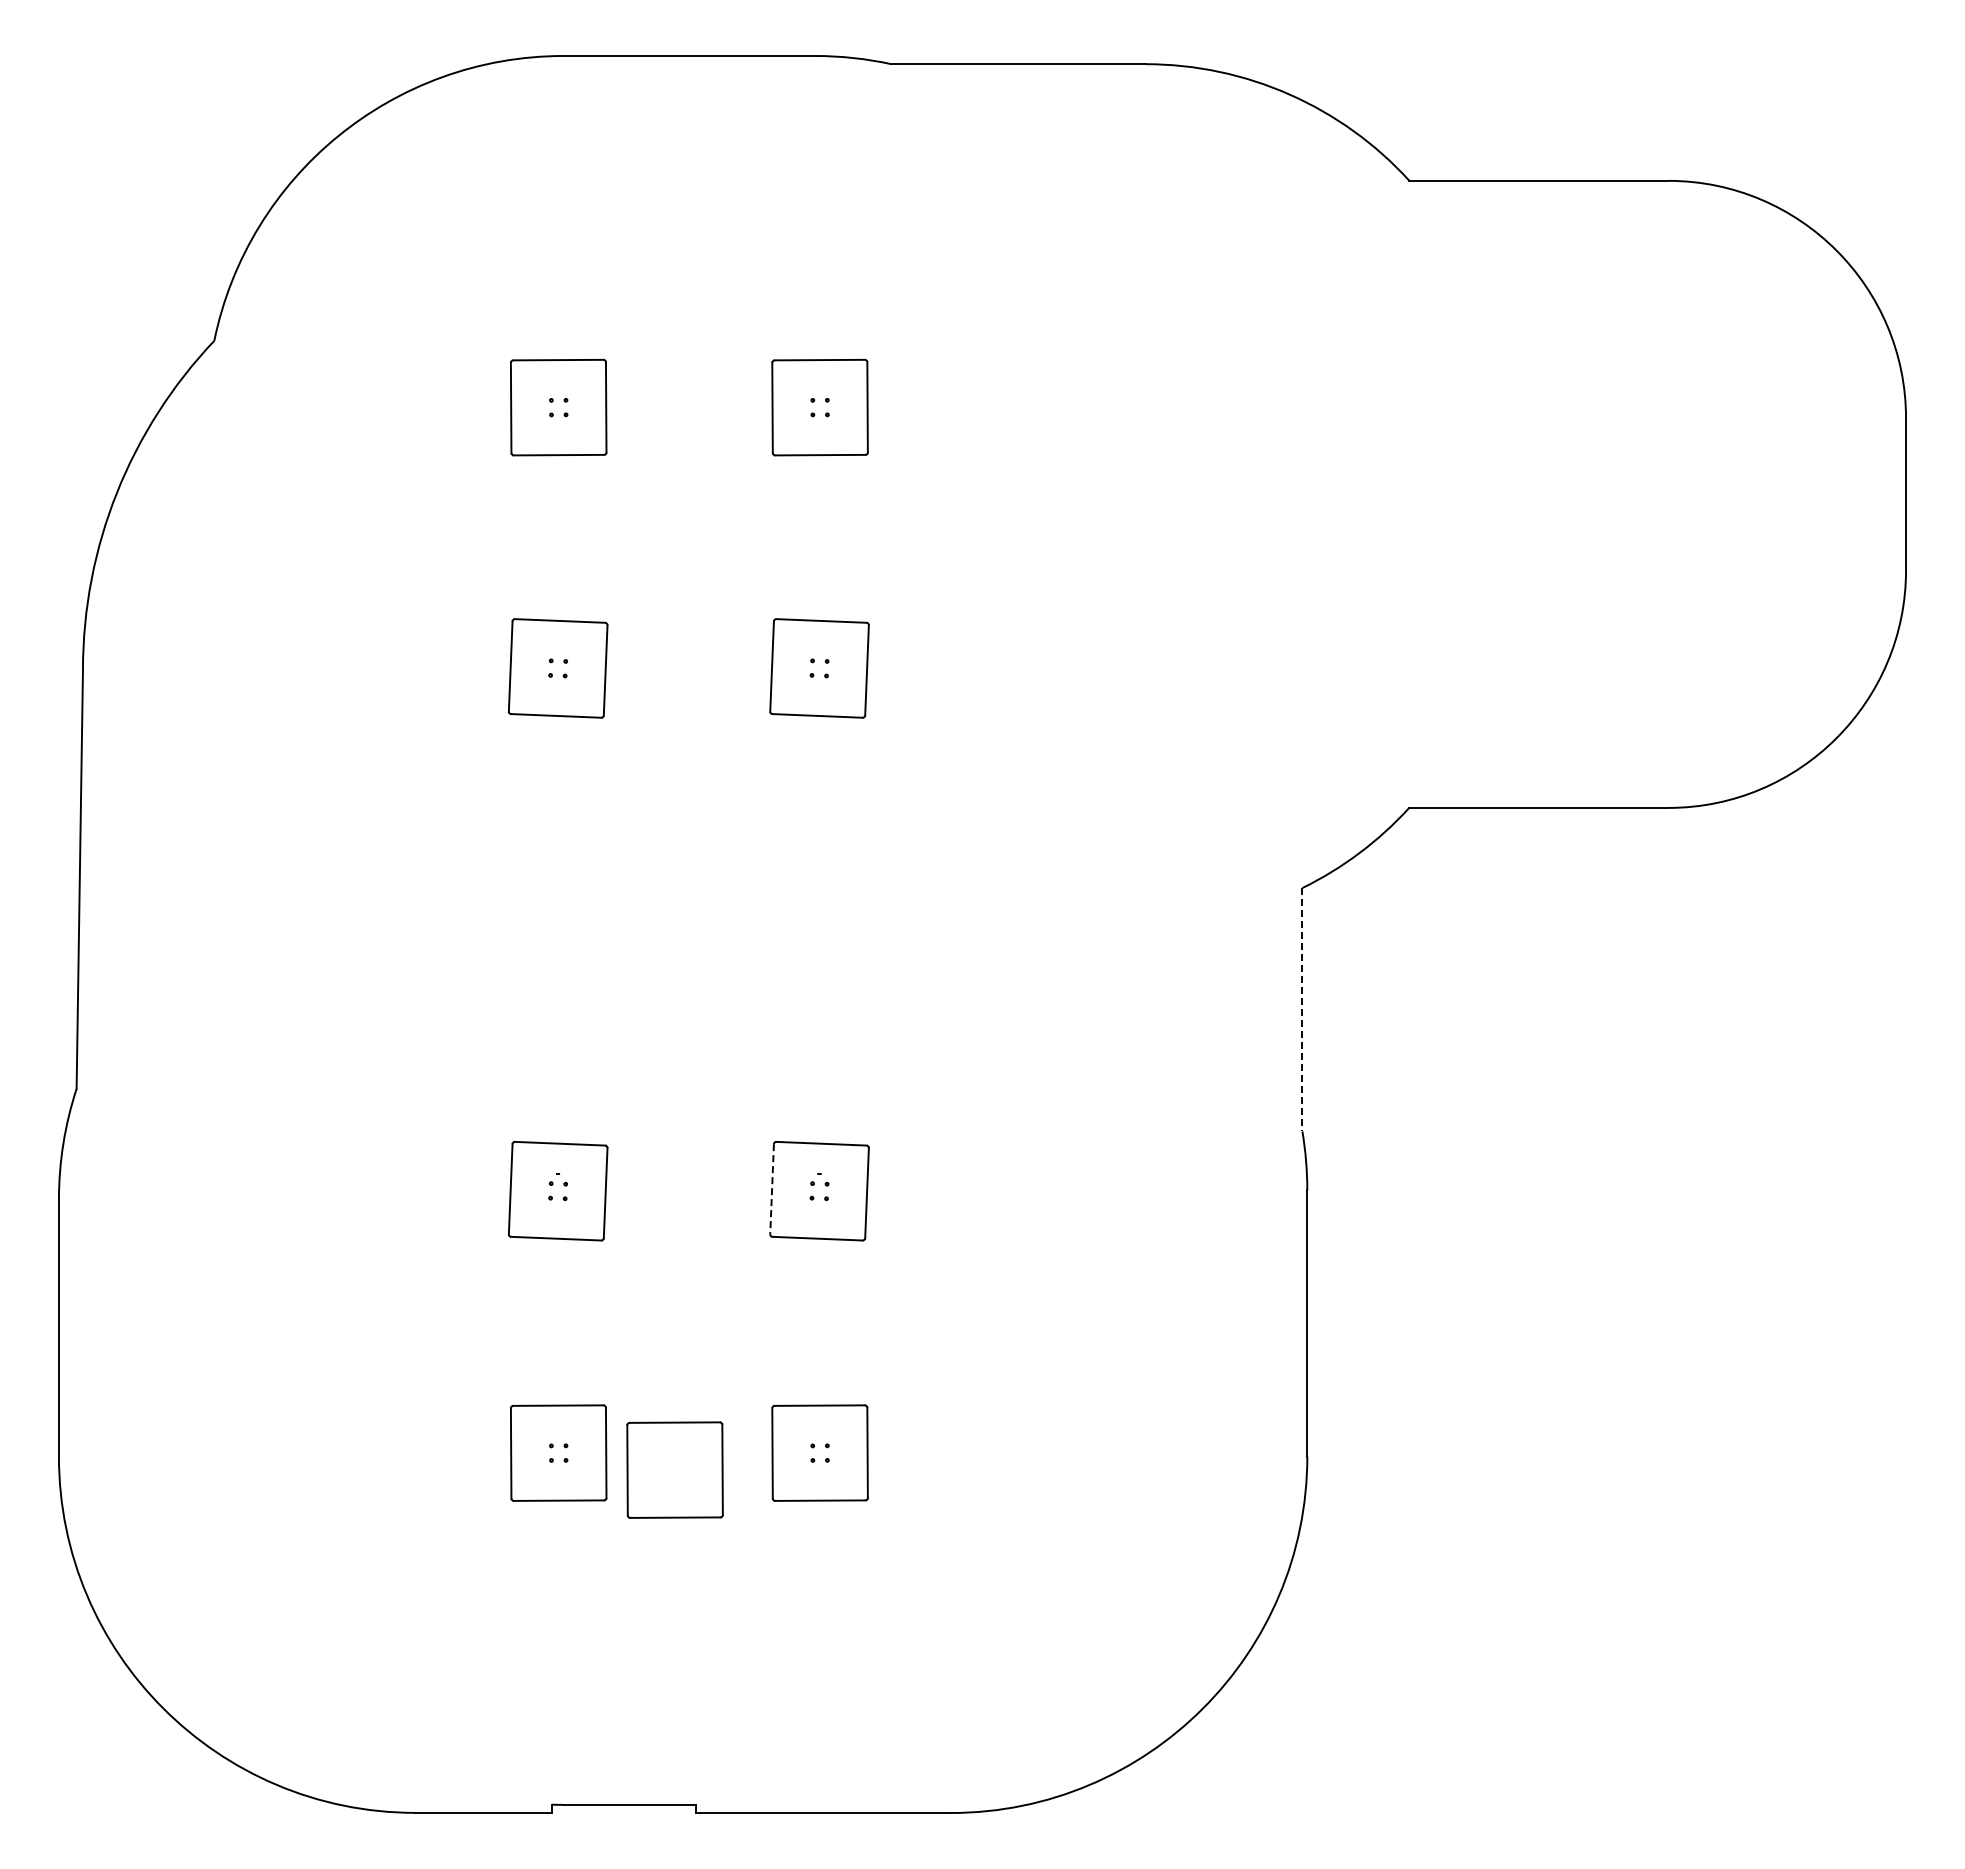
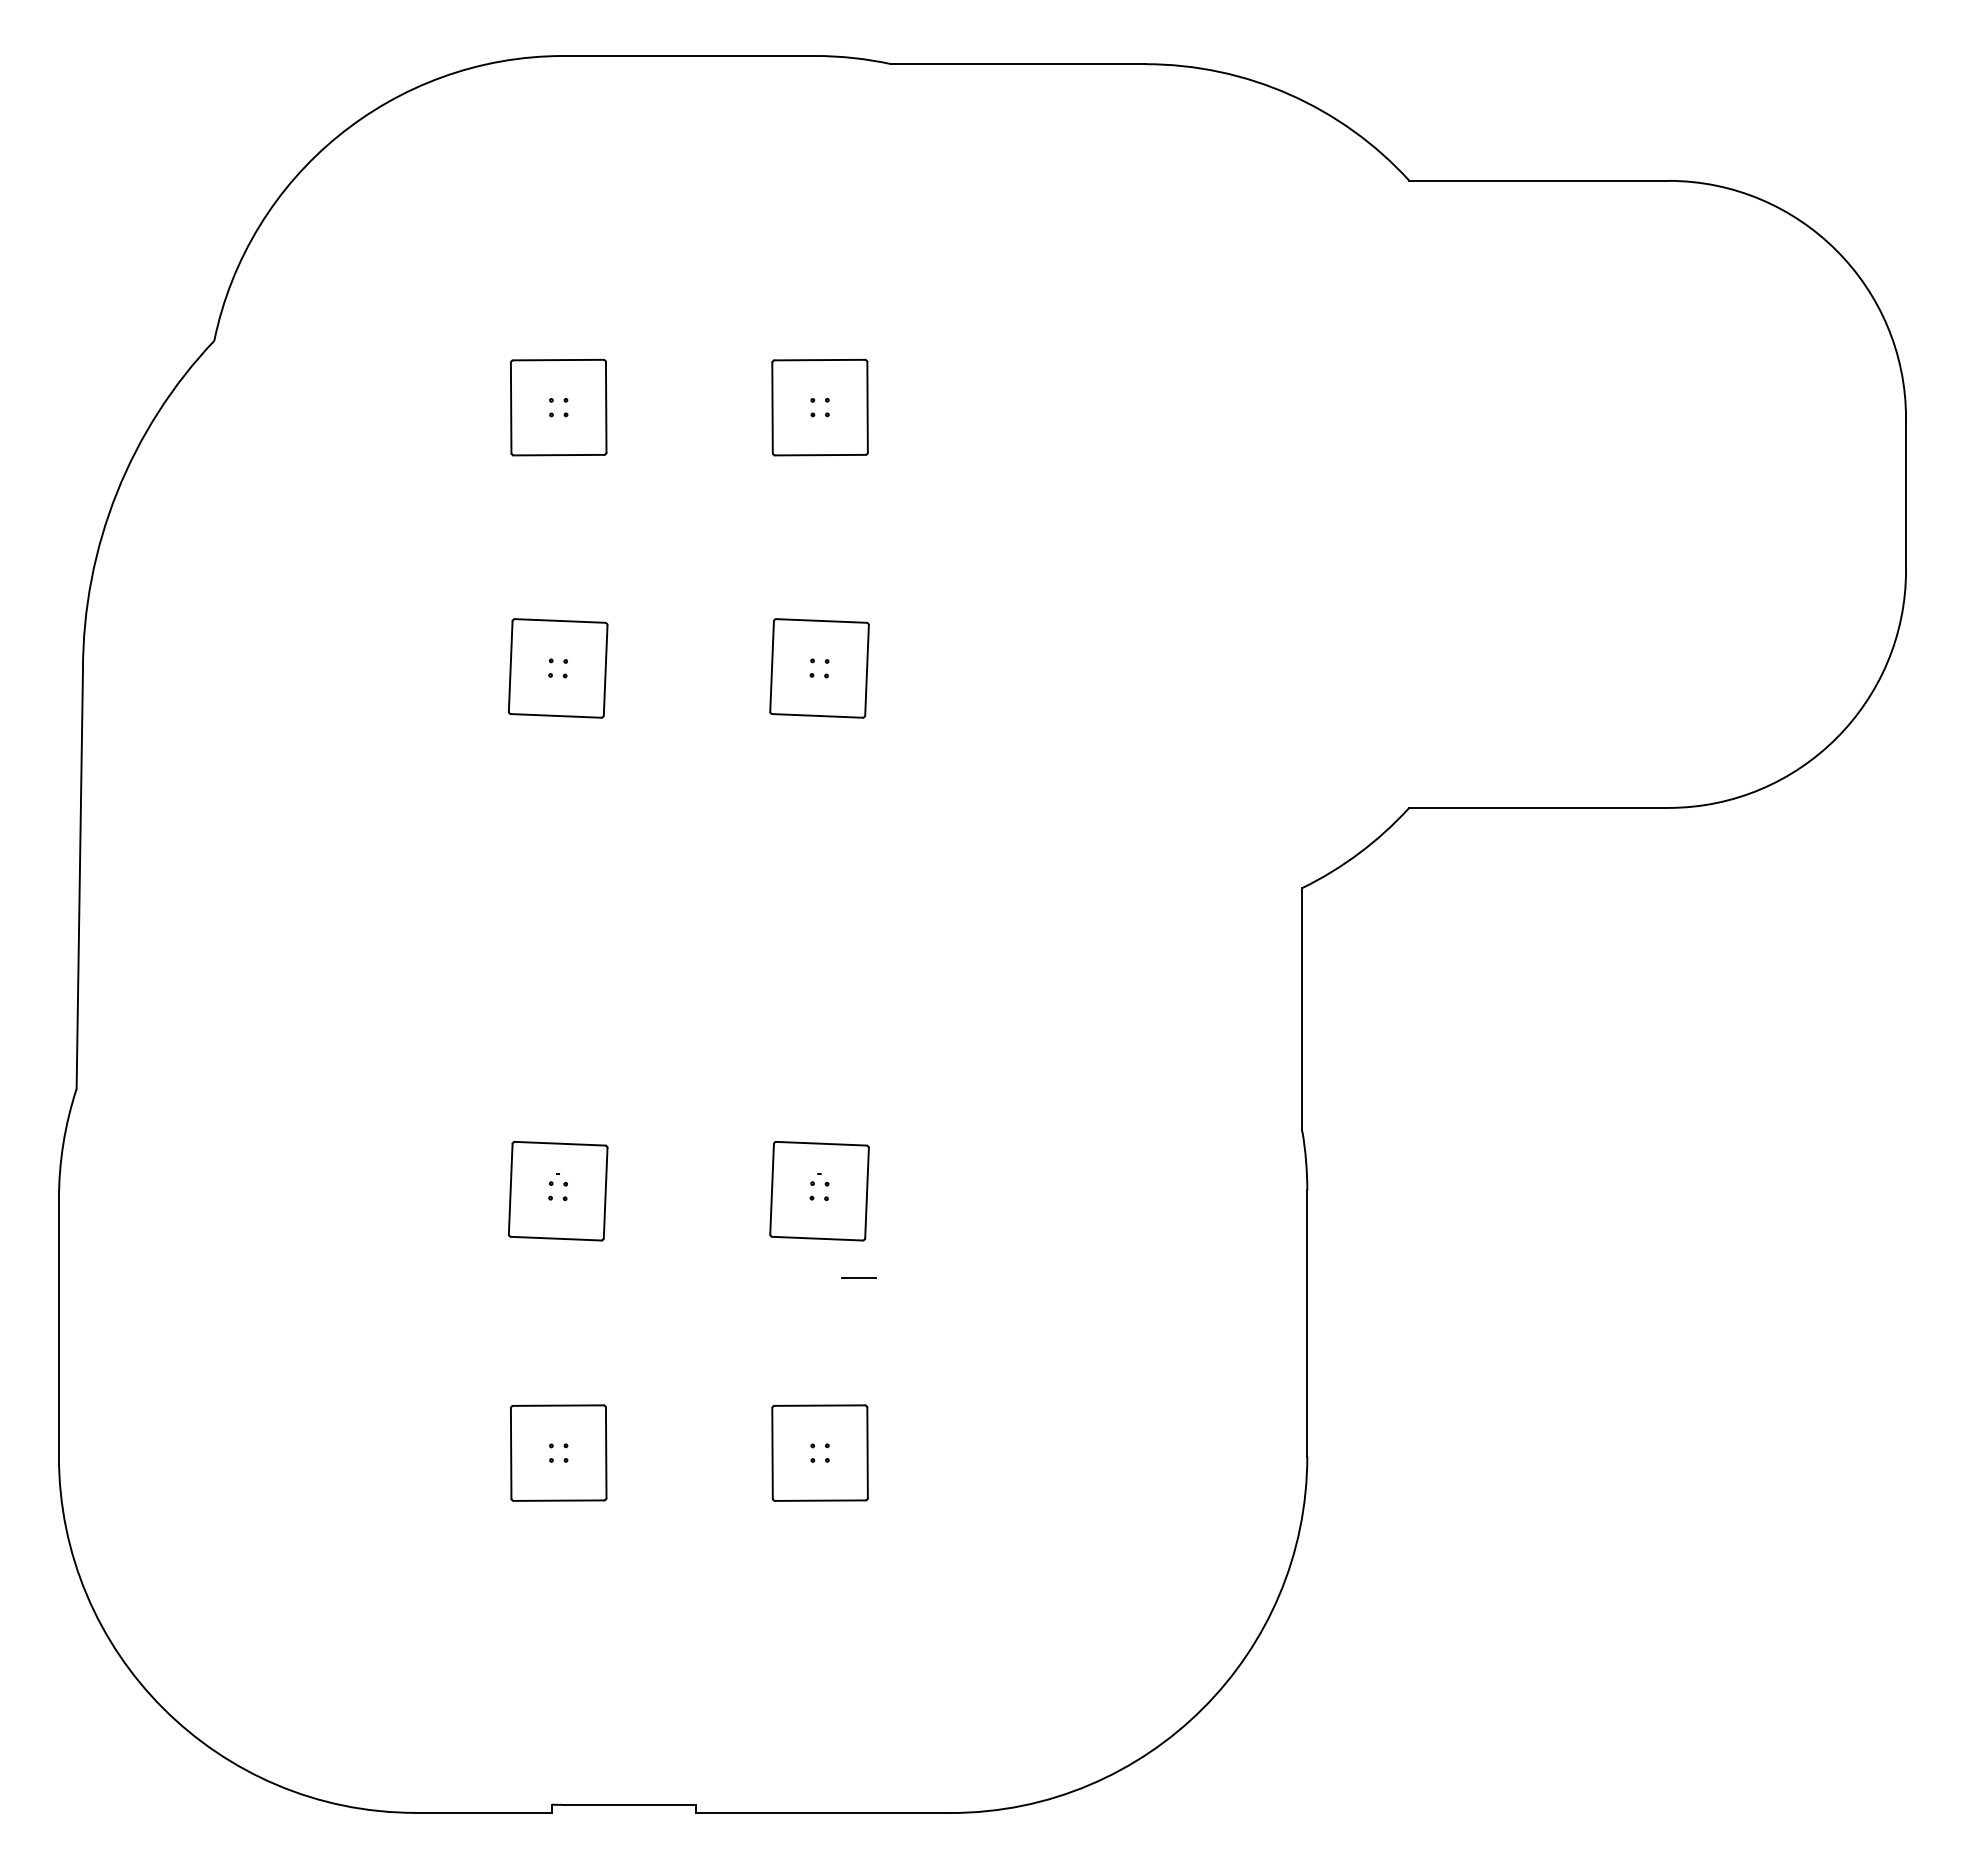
line: dashed -> solid (1302, 1009)
line: dashed -> solid (772, 1189)
line: none -> present (858, 1277)
part: present -> none (674, 1469)
